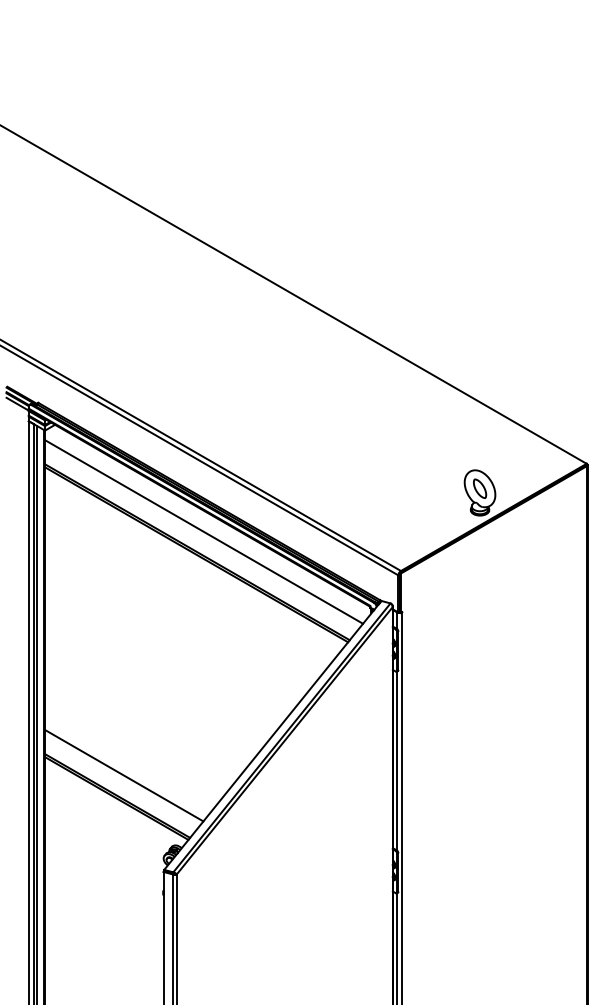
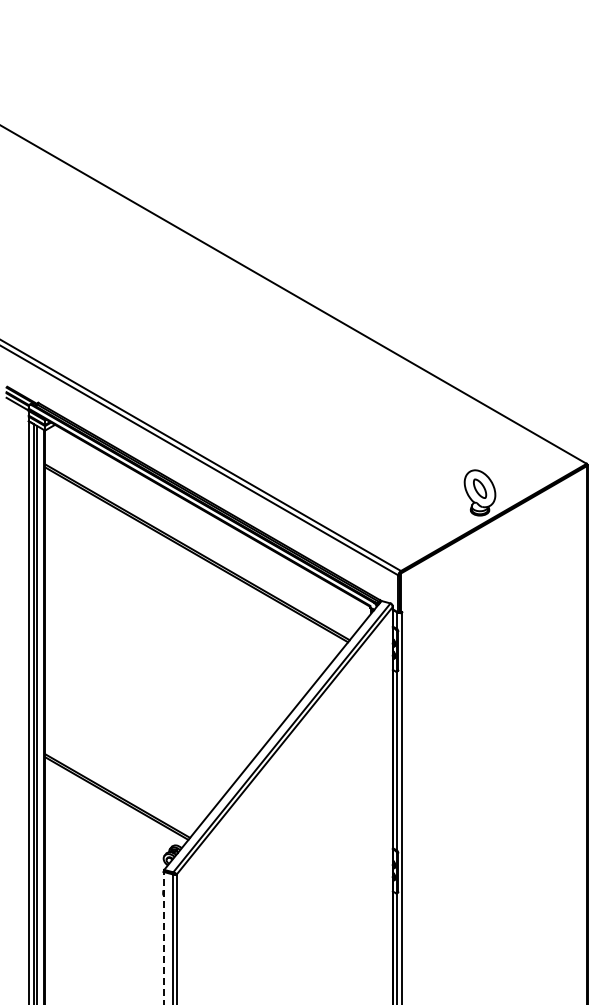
line: present -> none (204, 531)
line: present -> none (124, 775)
line: solid -> dashed (163, 937)
